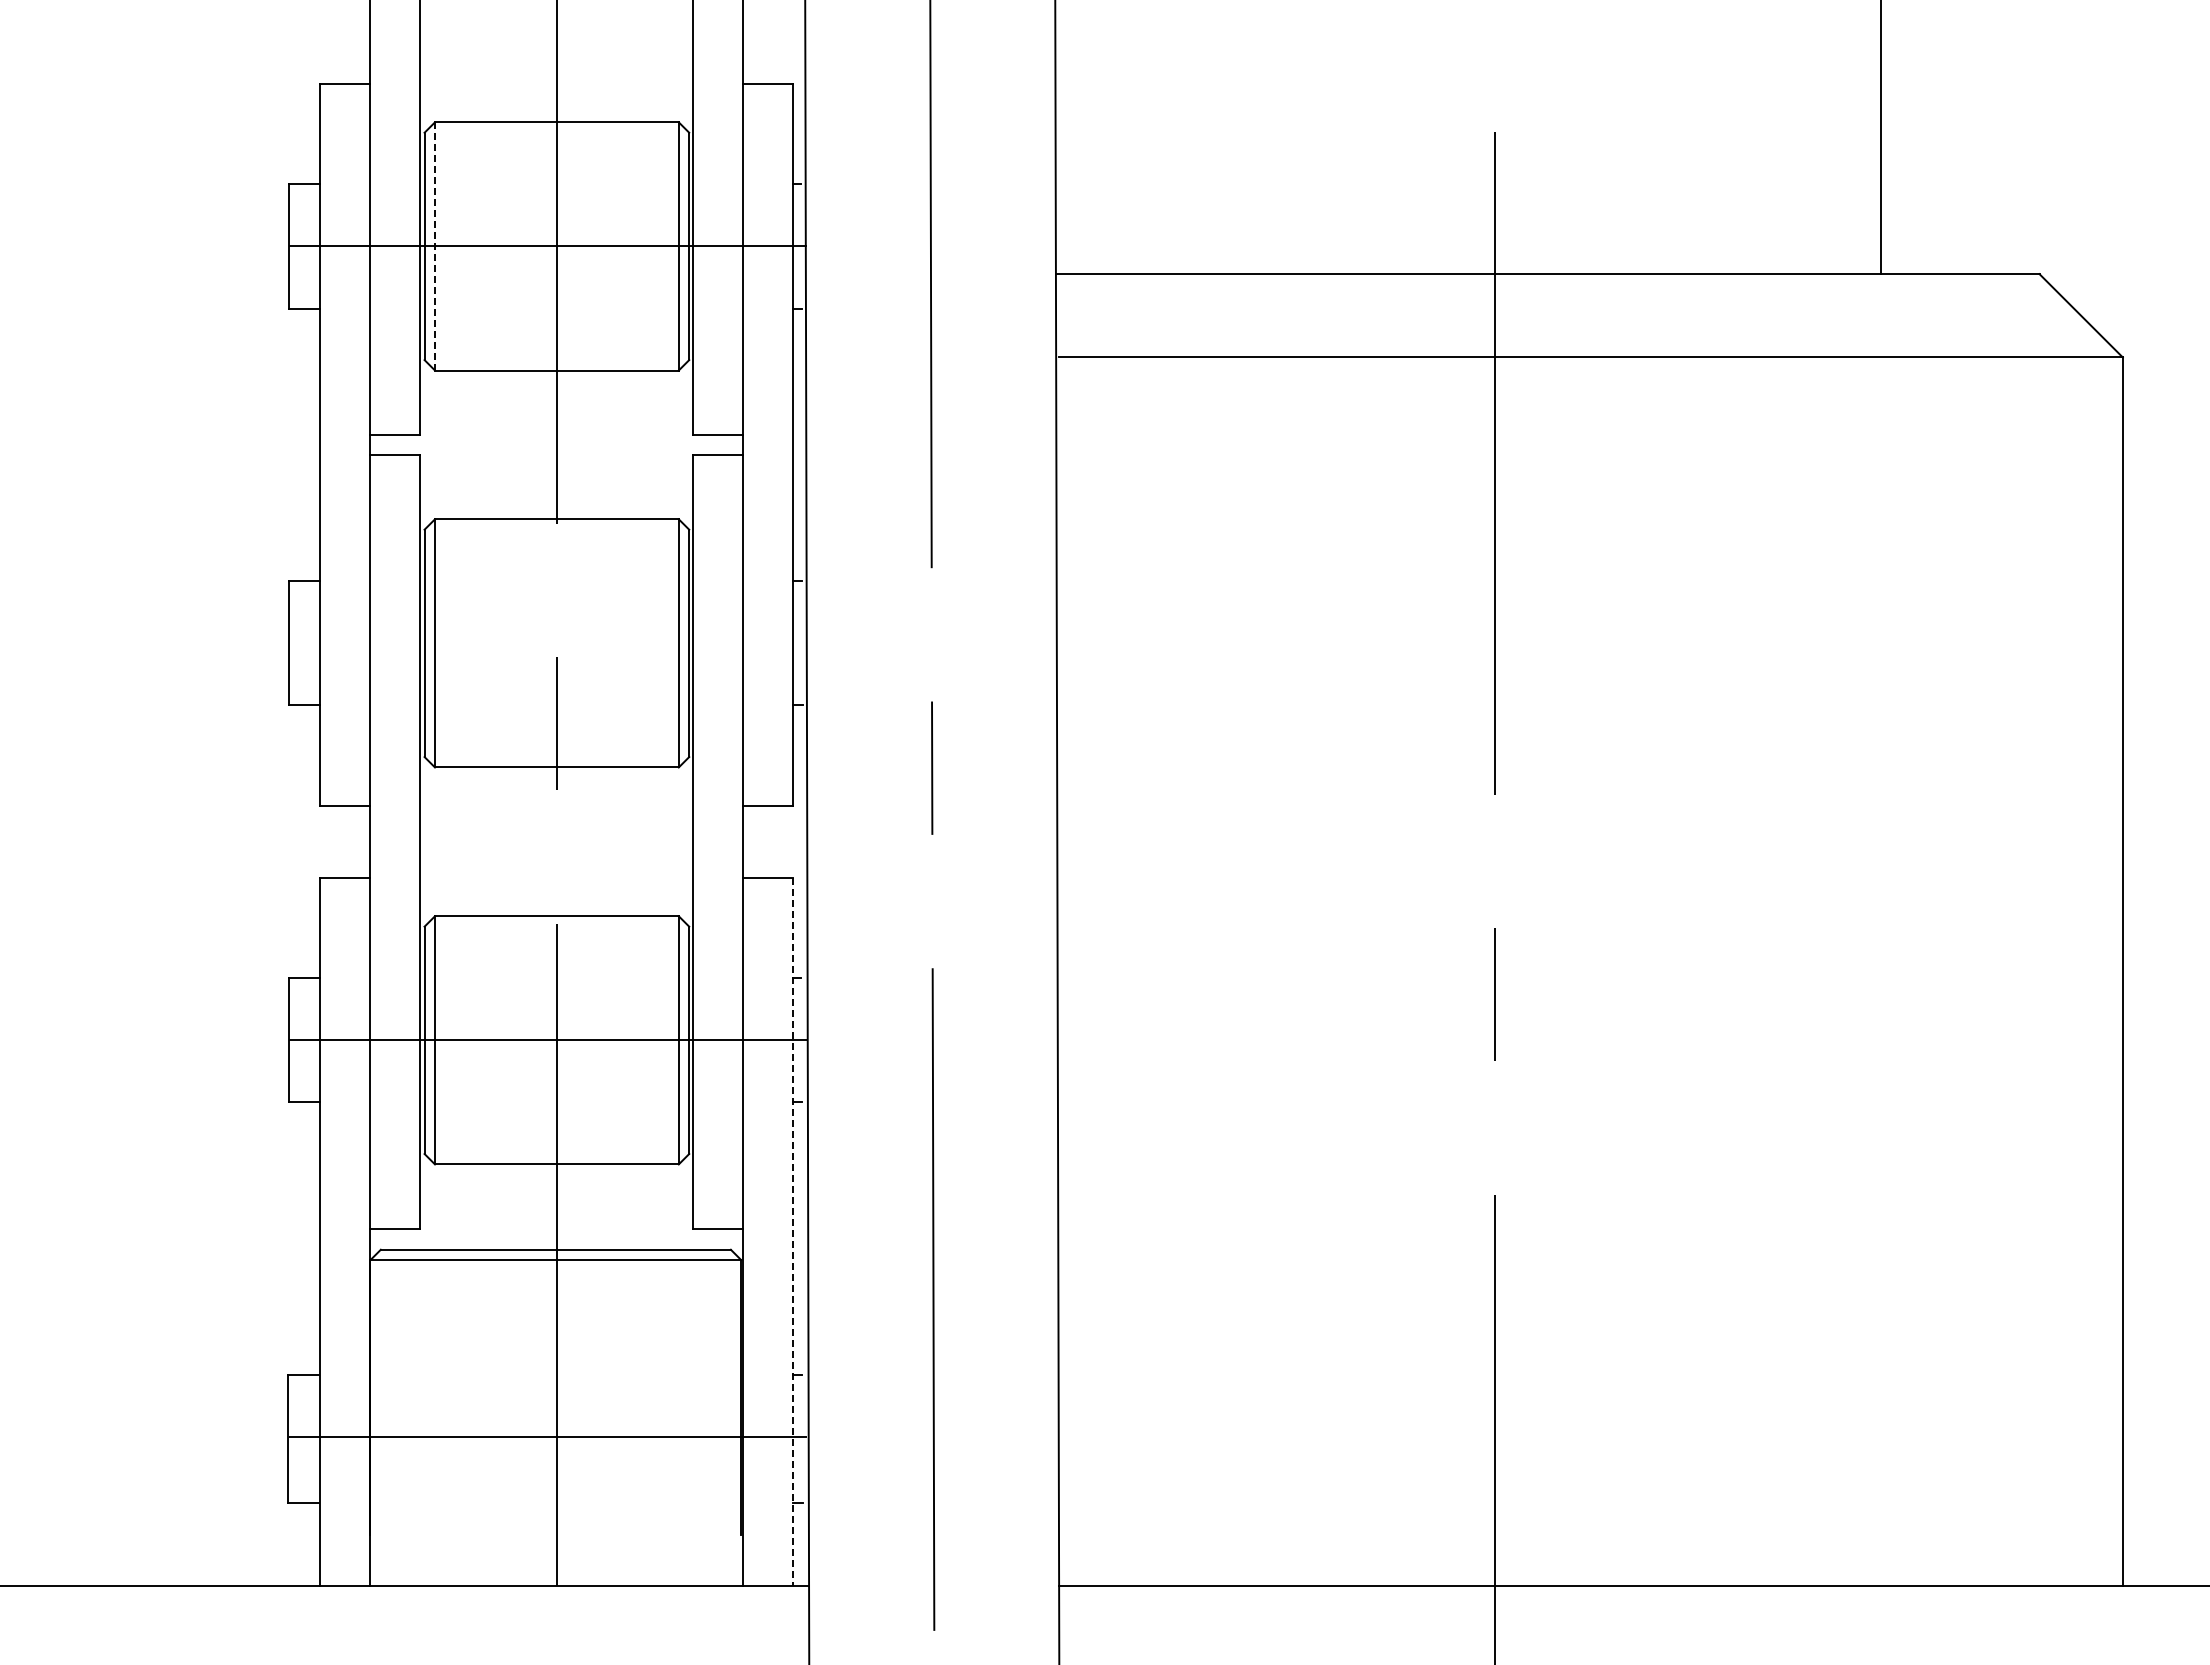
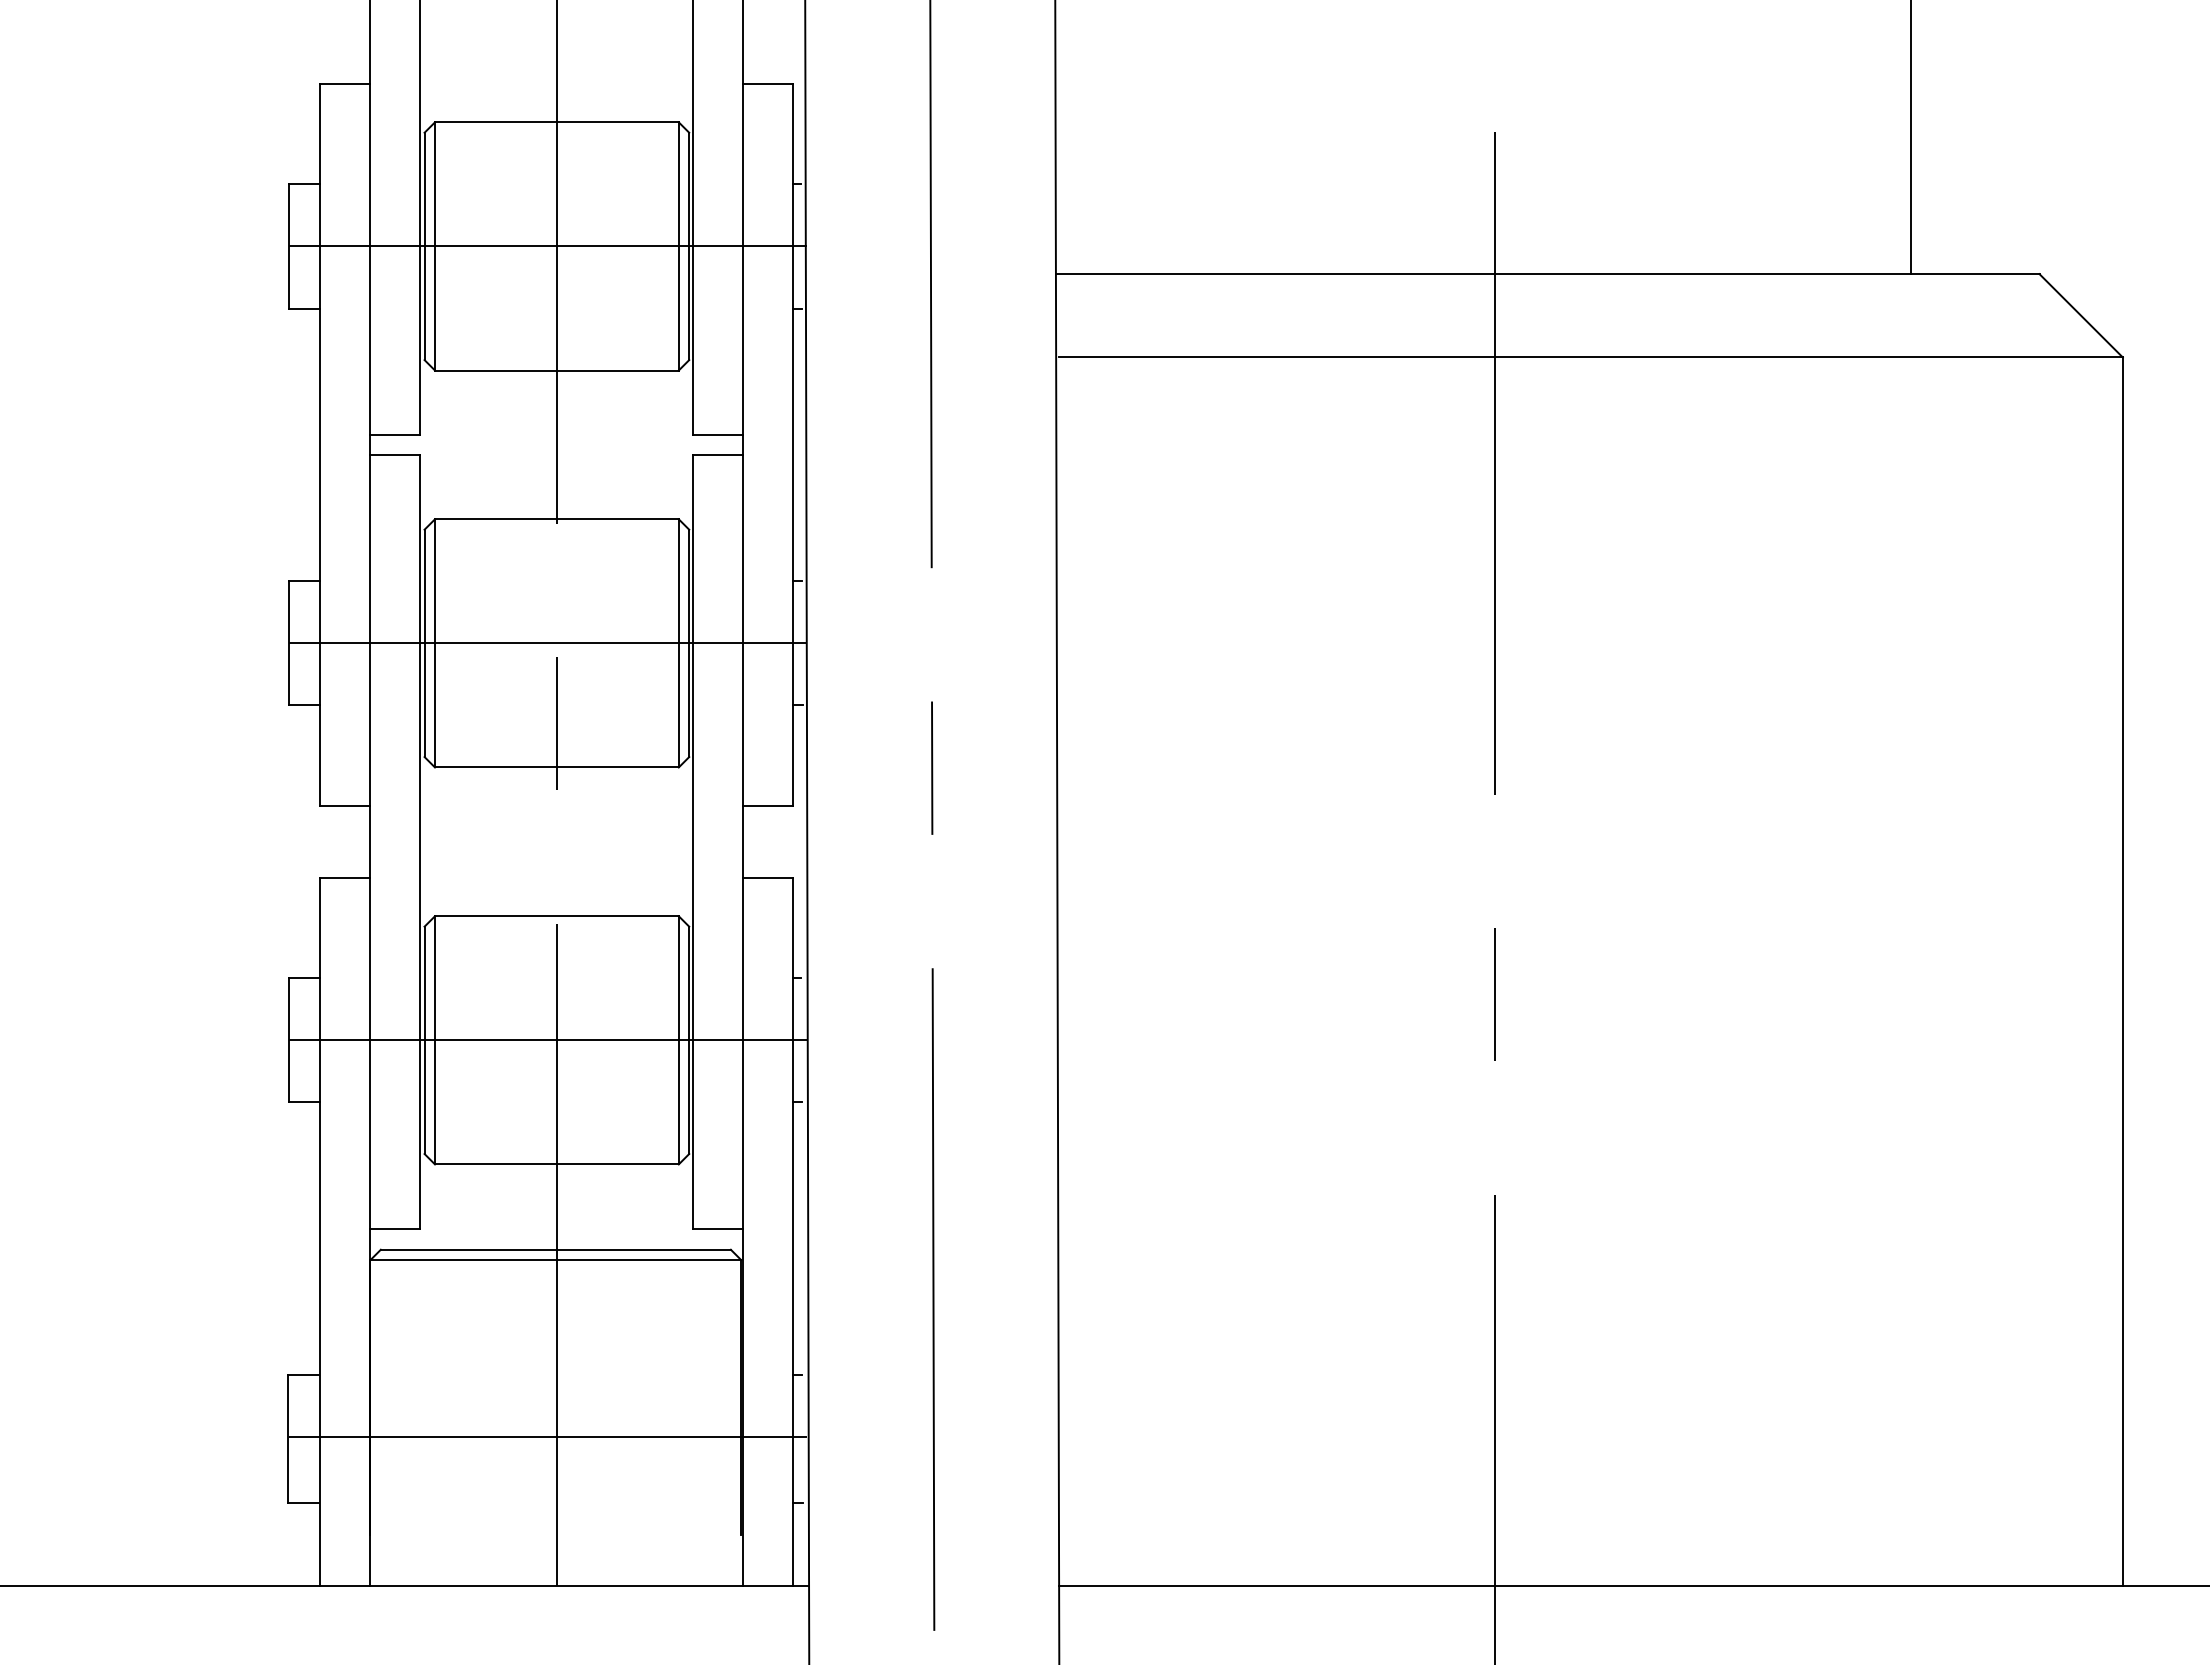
line position: (1881, 138) -> (1911, 138) (1911, 138)
line: dashed -> solid (435, 246)
line: none -> present (547, 643)
line: dashed -> solid (793, 1232)
